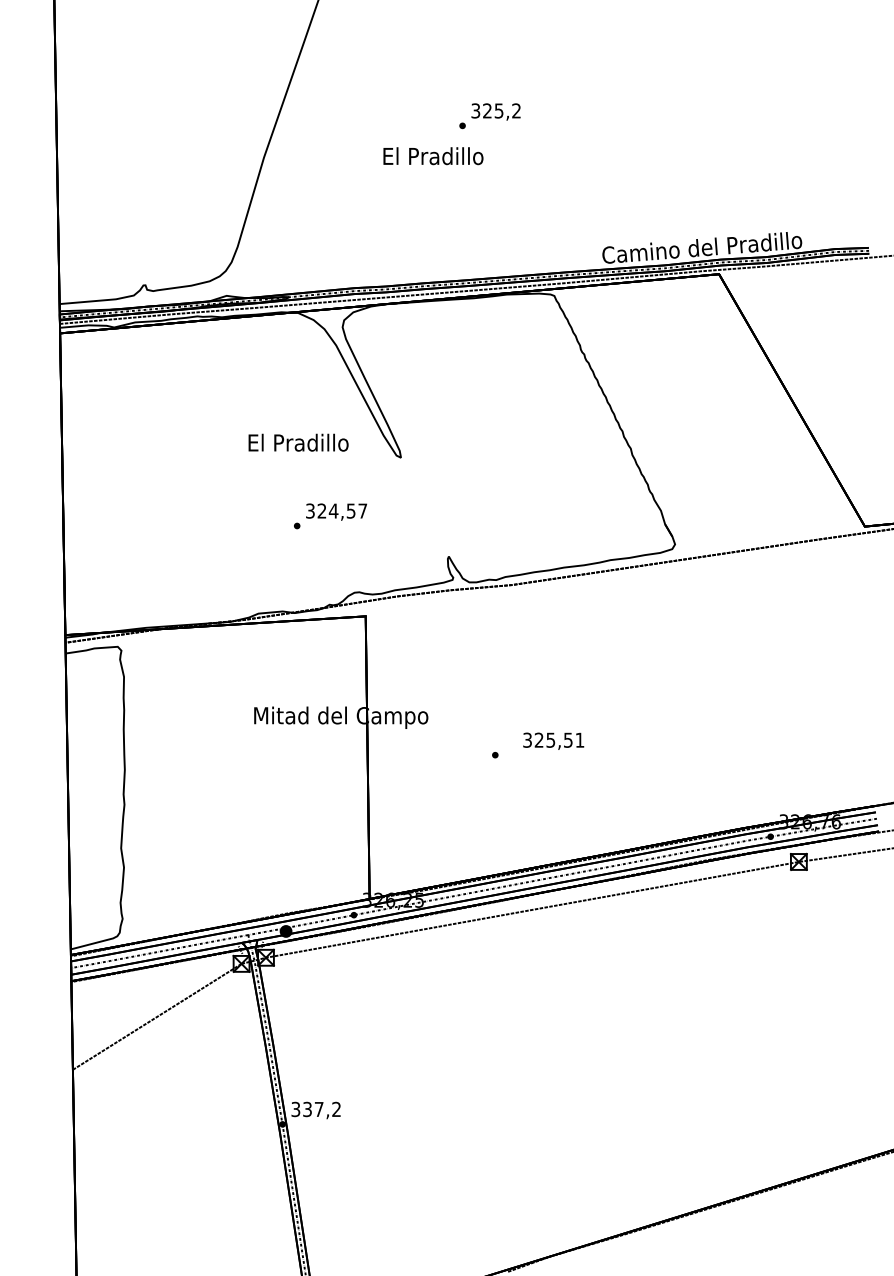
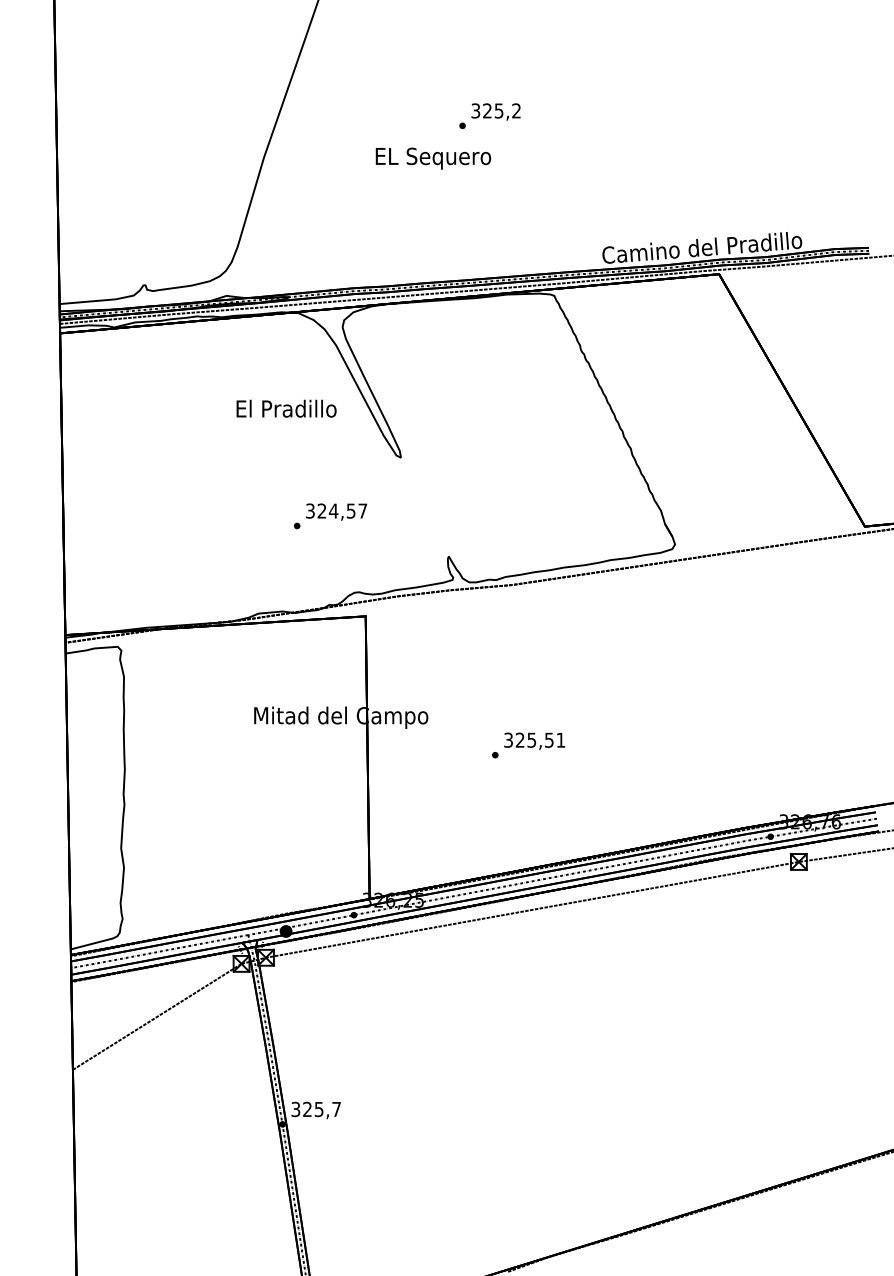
text: El Pradillo -> EL Sequero (433, 158)
text position: (298, 442) -> (286, 408) (286, 408)
text position: (553, 740) -> (534, 740) (534, 740)
text: 337,2 -> 325,7 (321, 1109)
